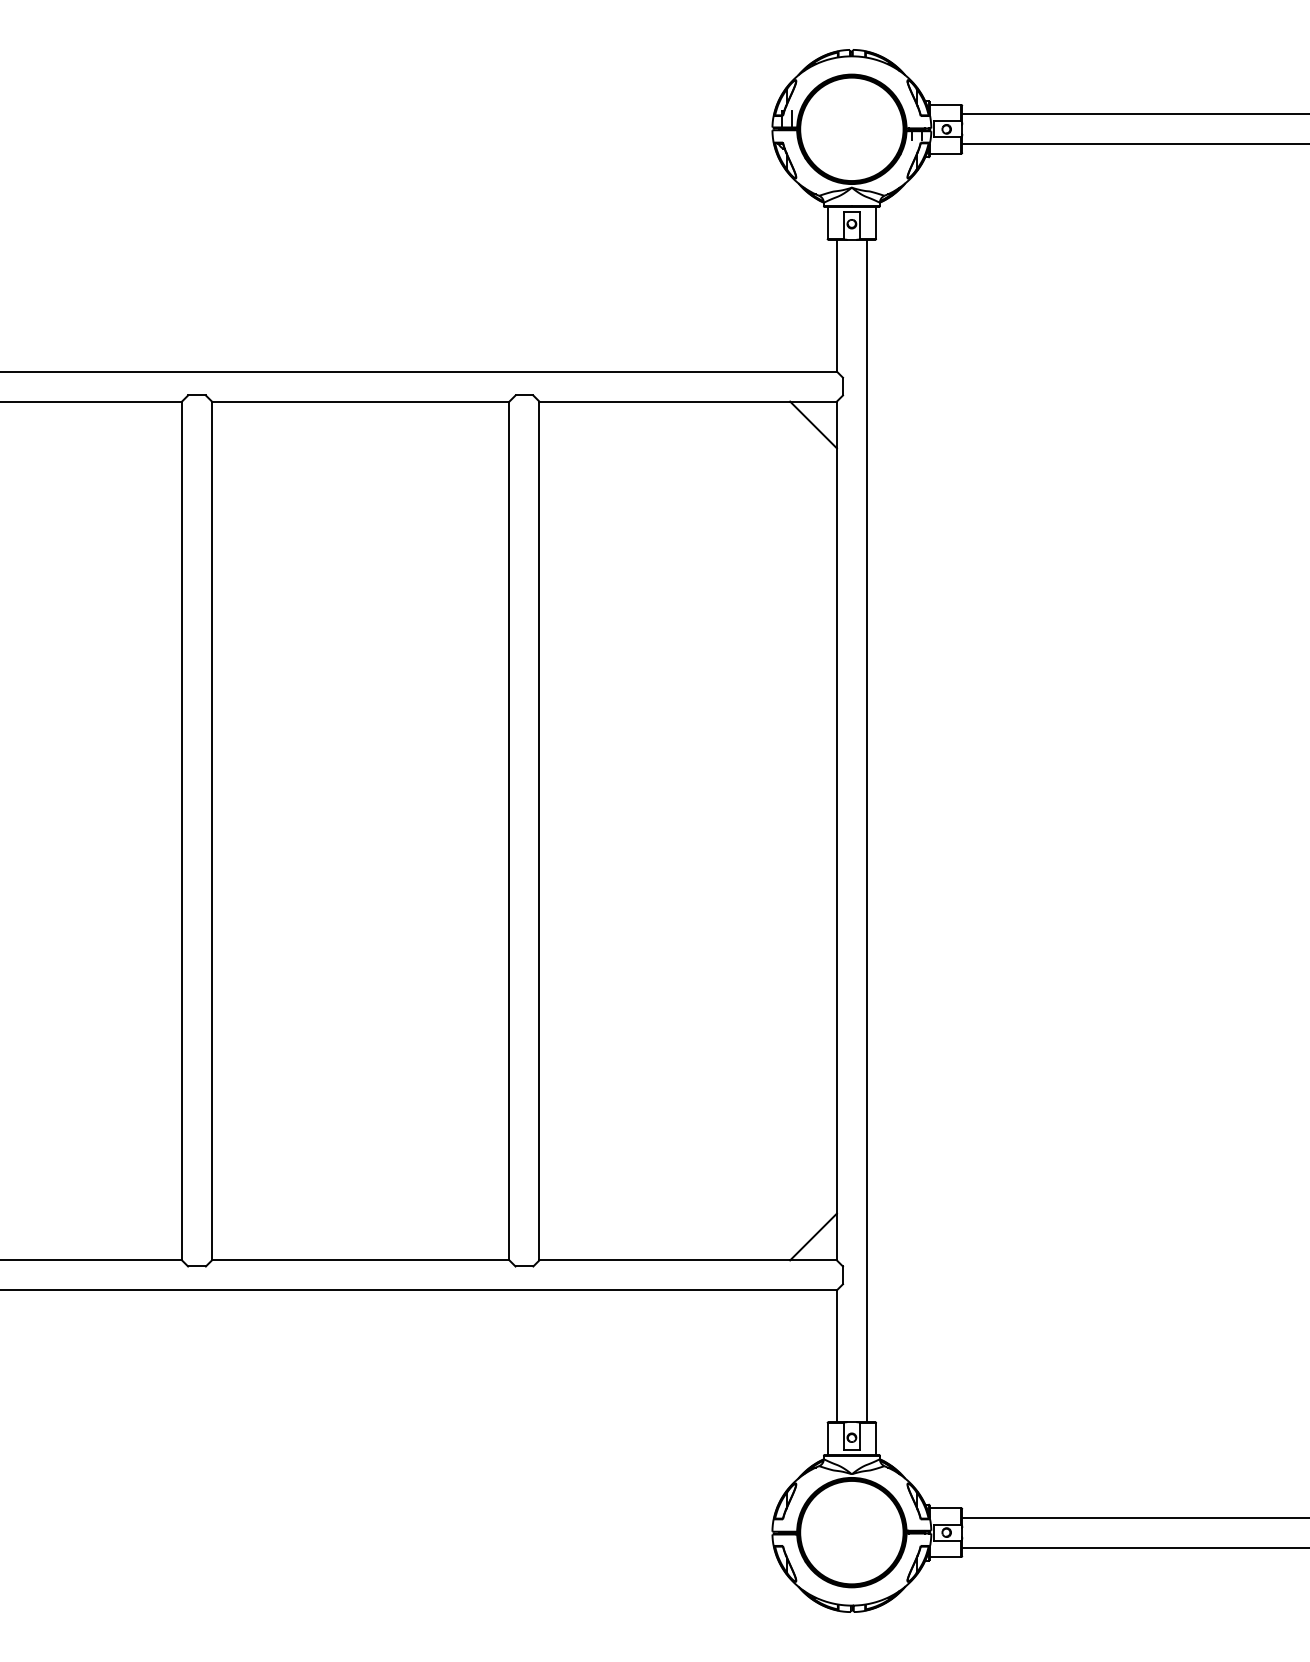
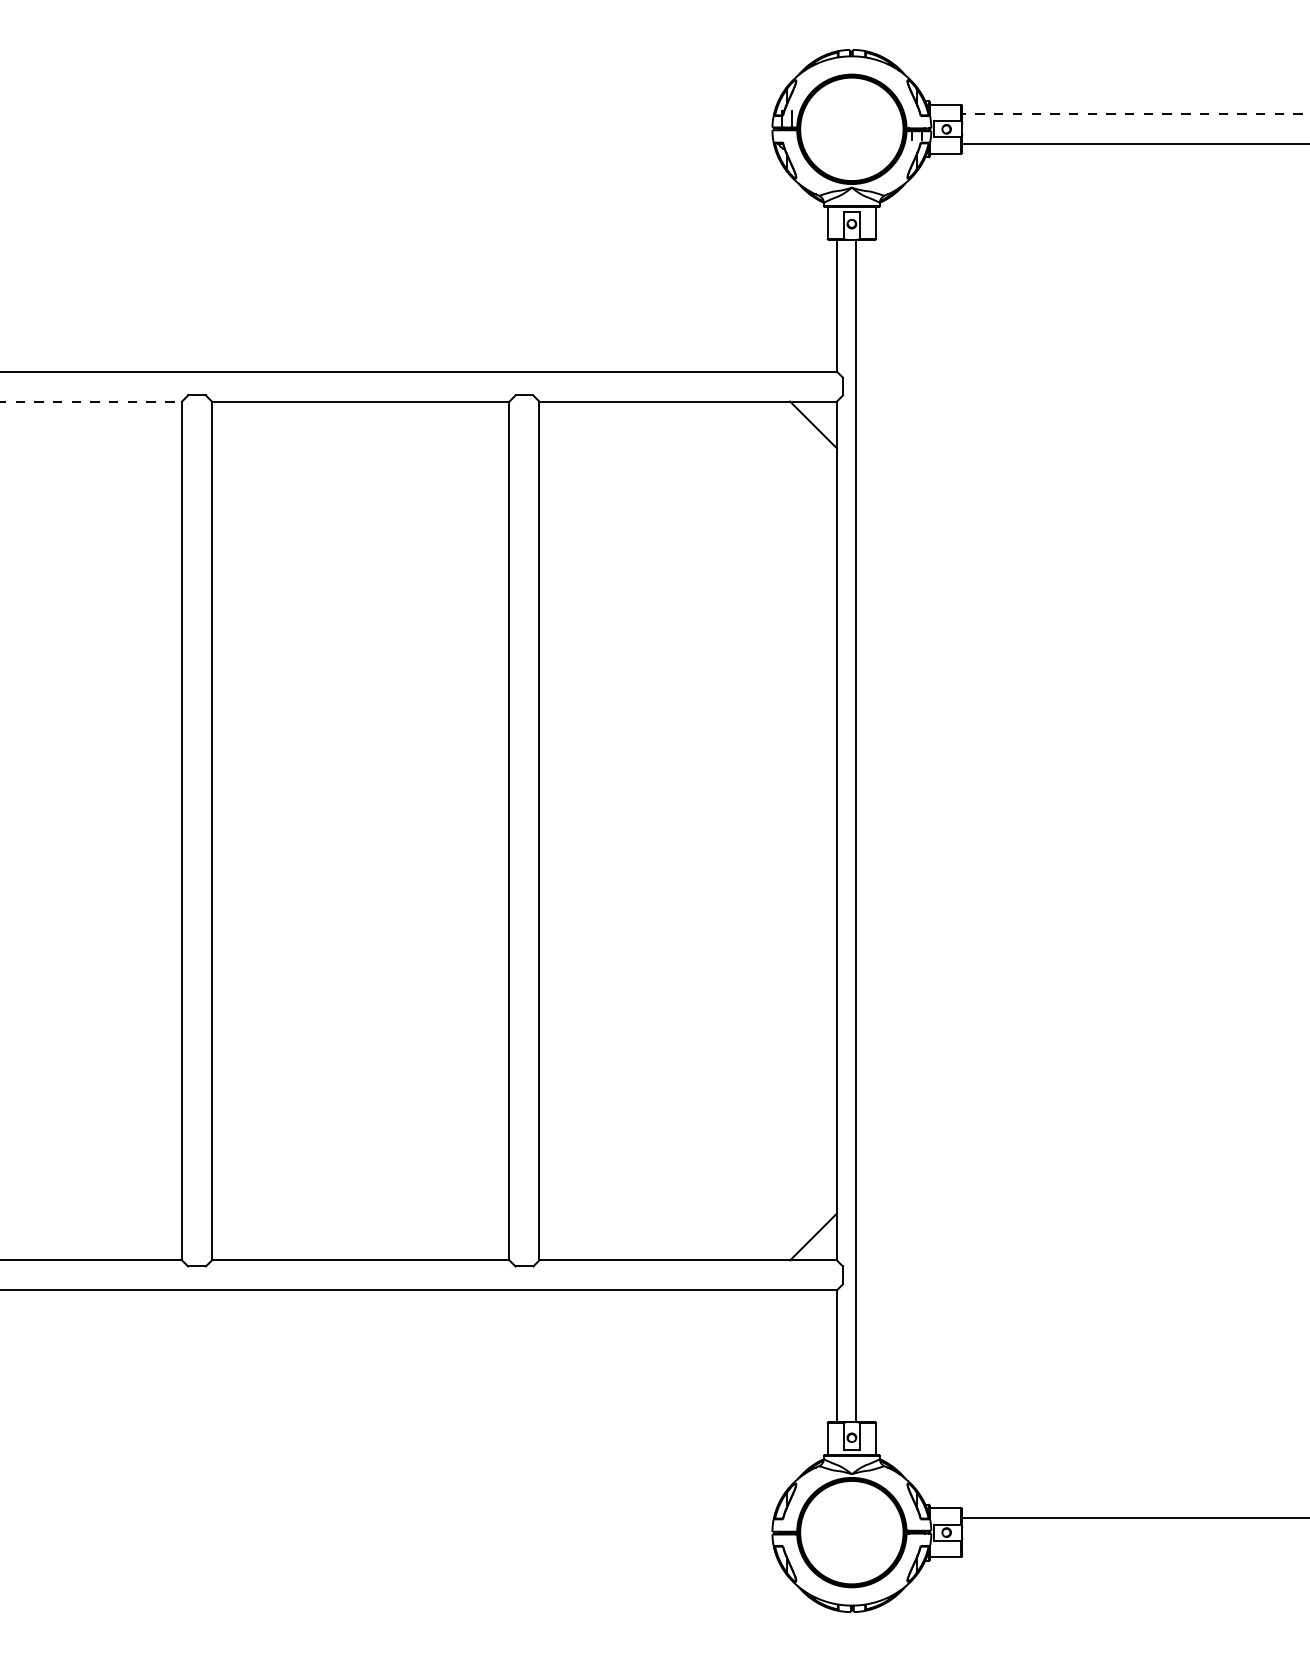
line: solid -> dashed (1135, 114)
line: solid -> dashed (91, 401)
line position: (866, 830) -> (855, 830) (855, 830)
line: present -> none (1134, 1547)
